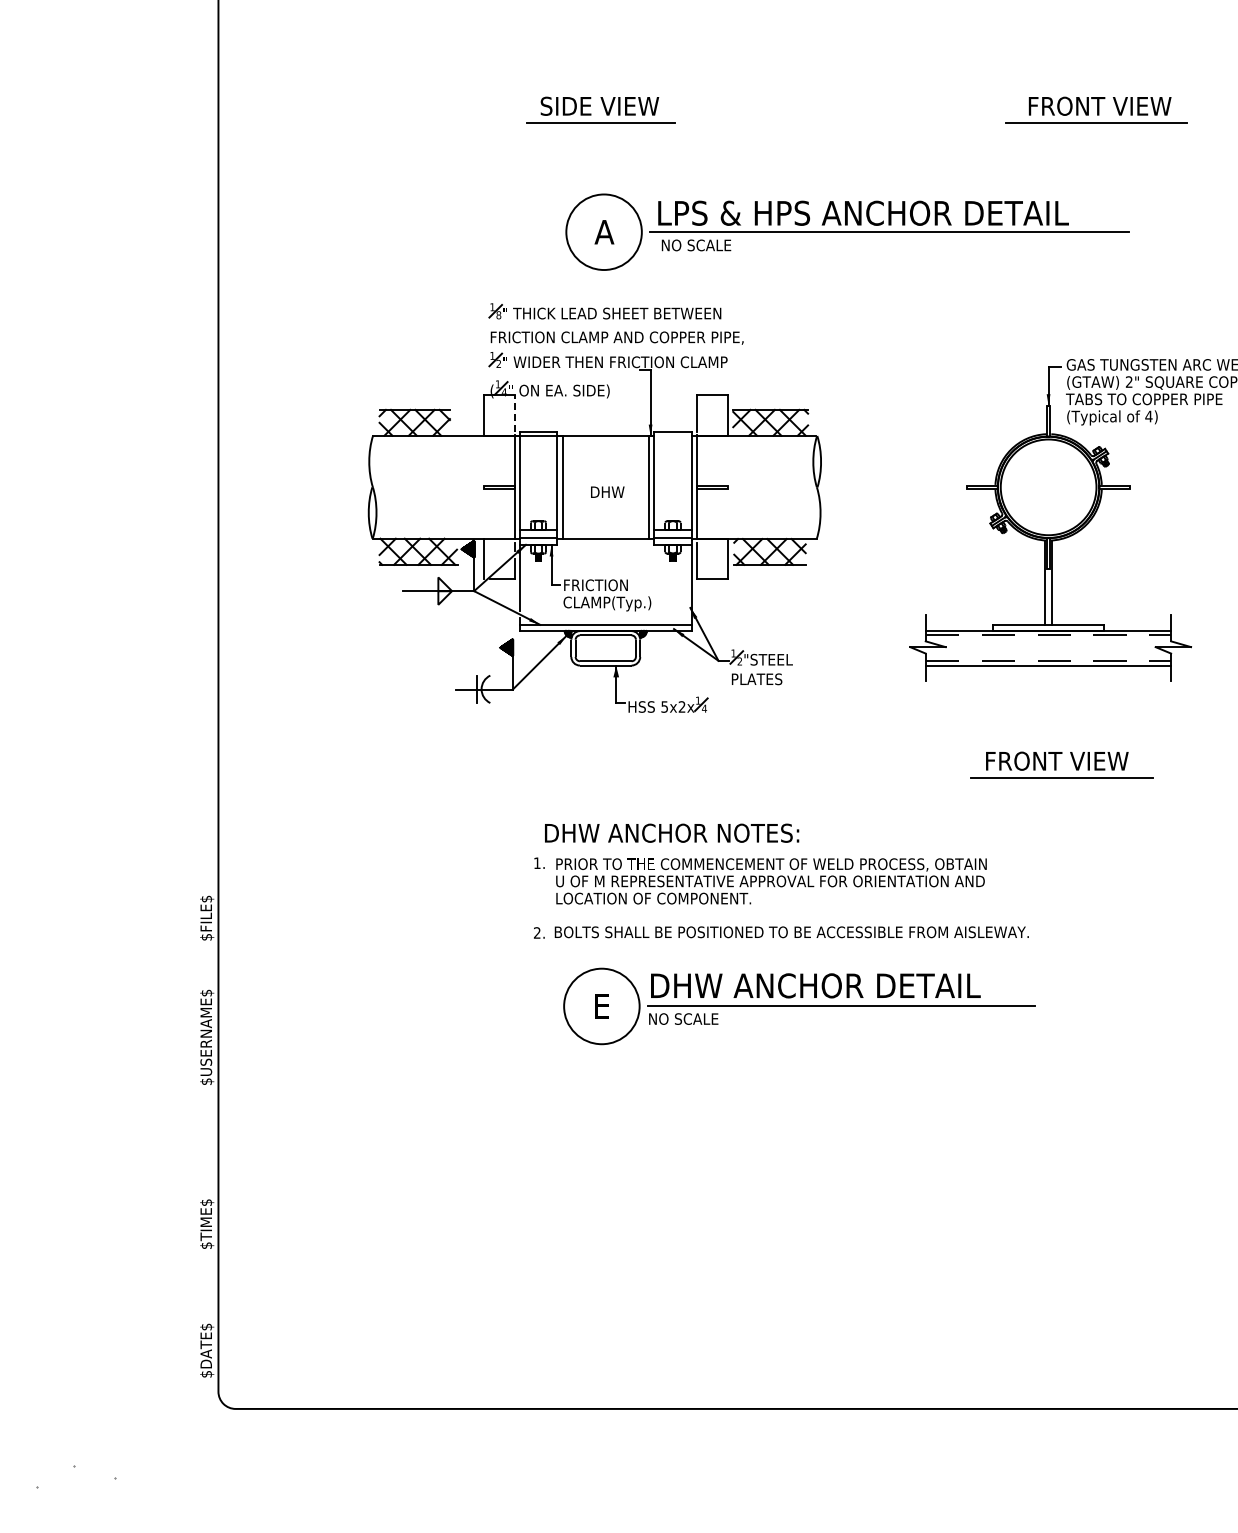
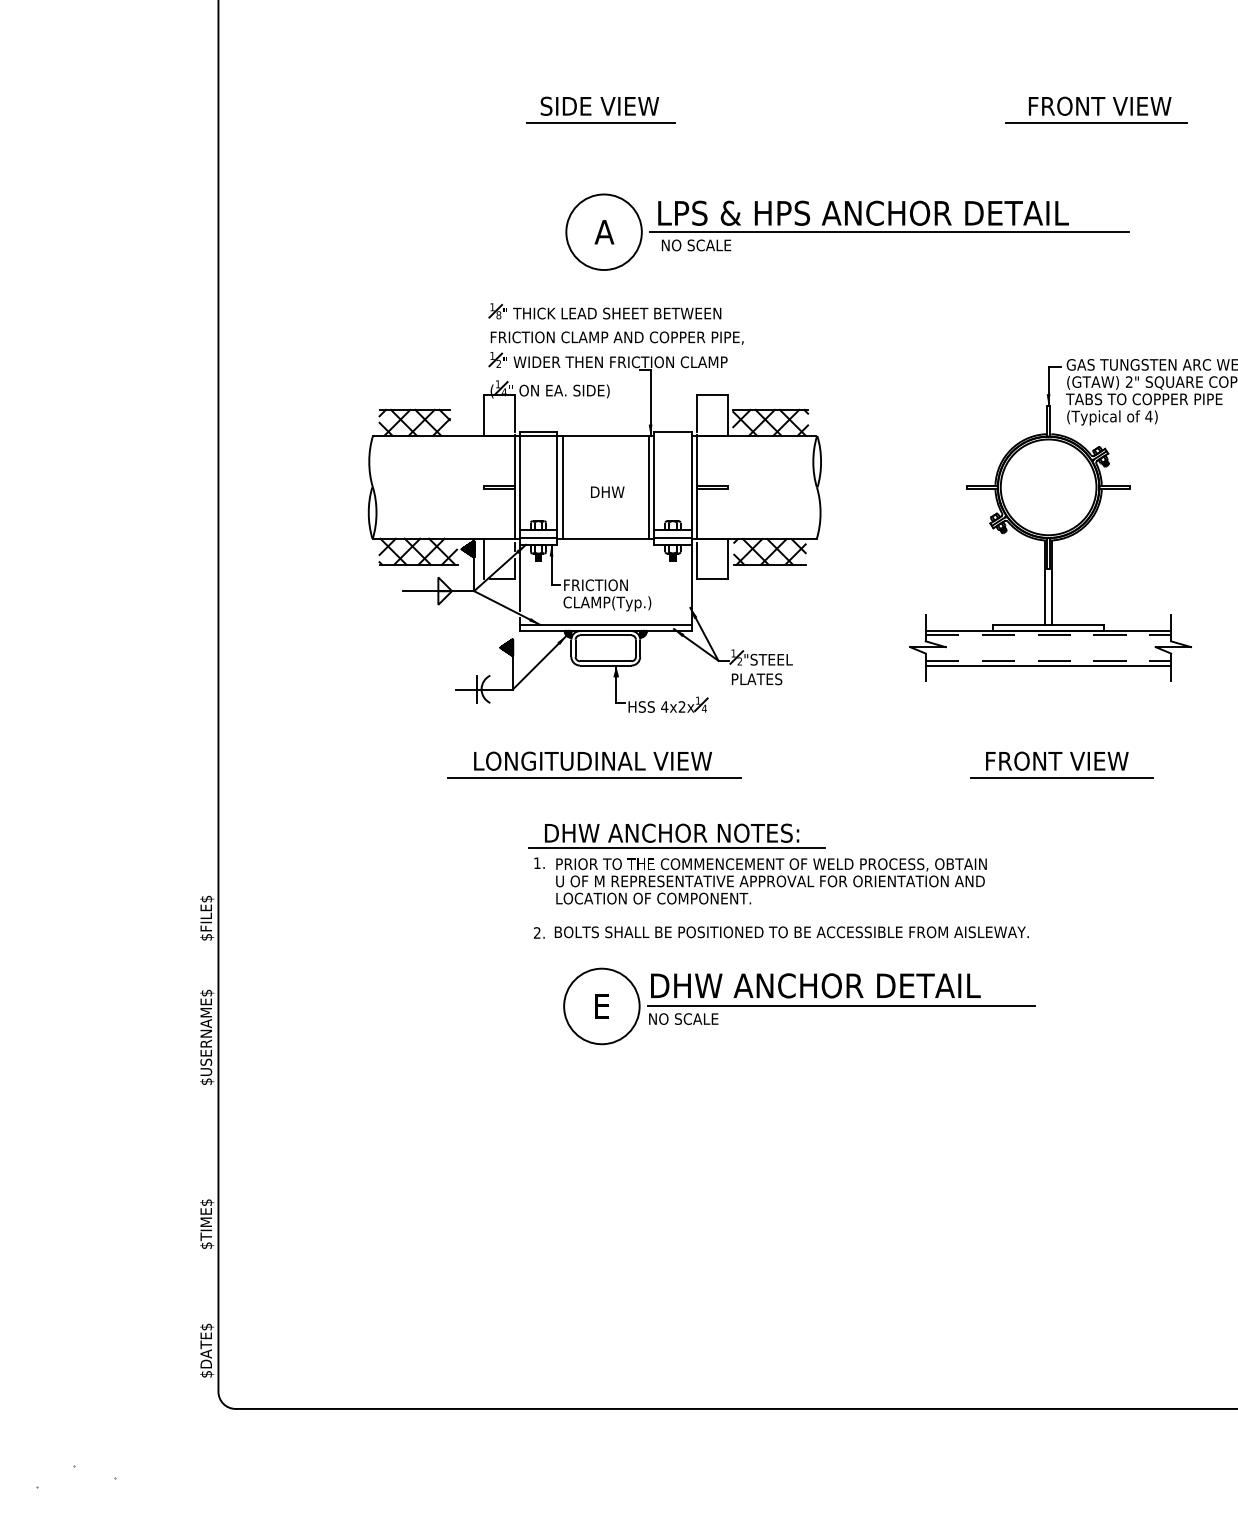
line: dashed -> solid (514, 413)
text: 5x2x -> 4x2x (664, 706)
part: none -> present (594, 764)
line: none -> present (676, 847)
